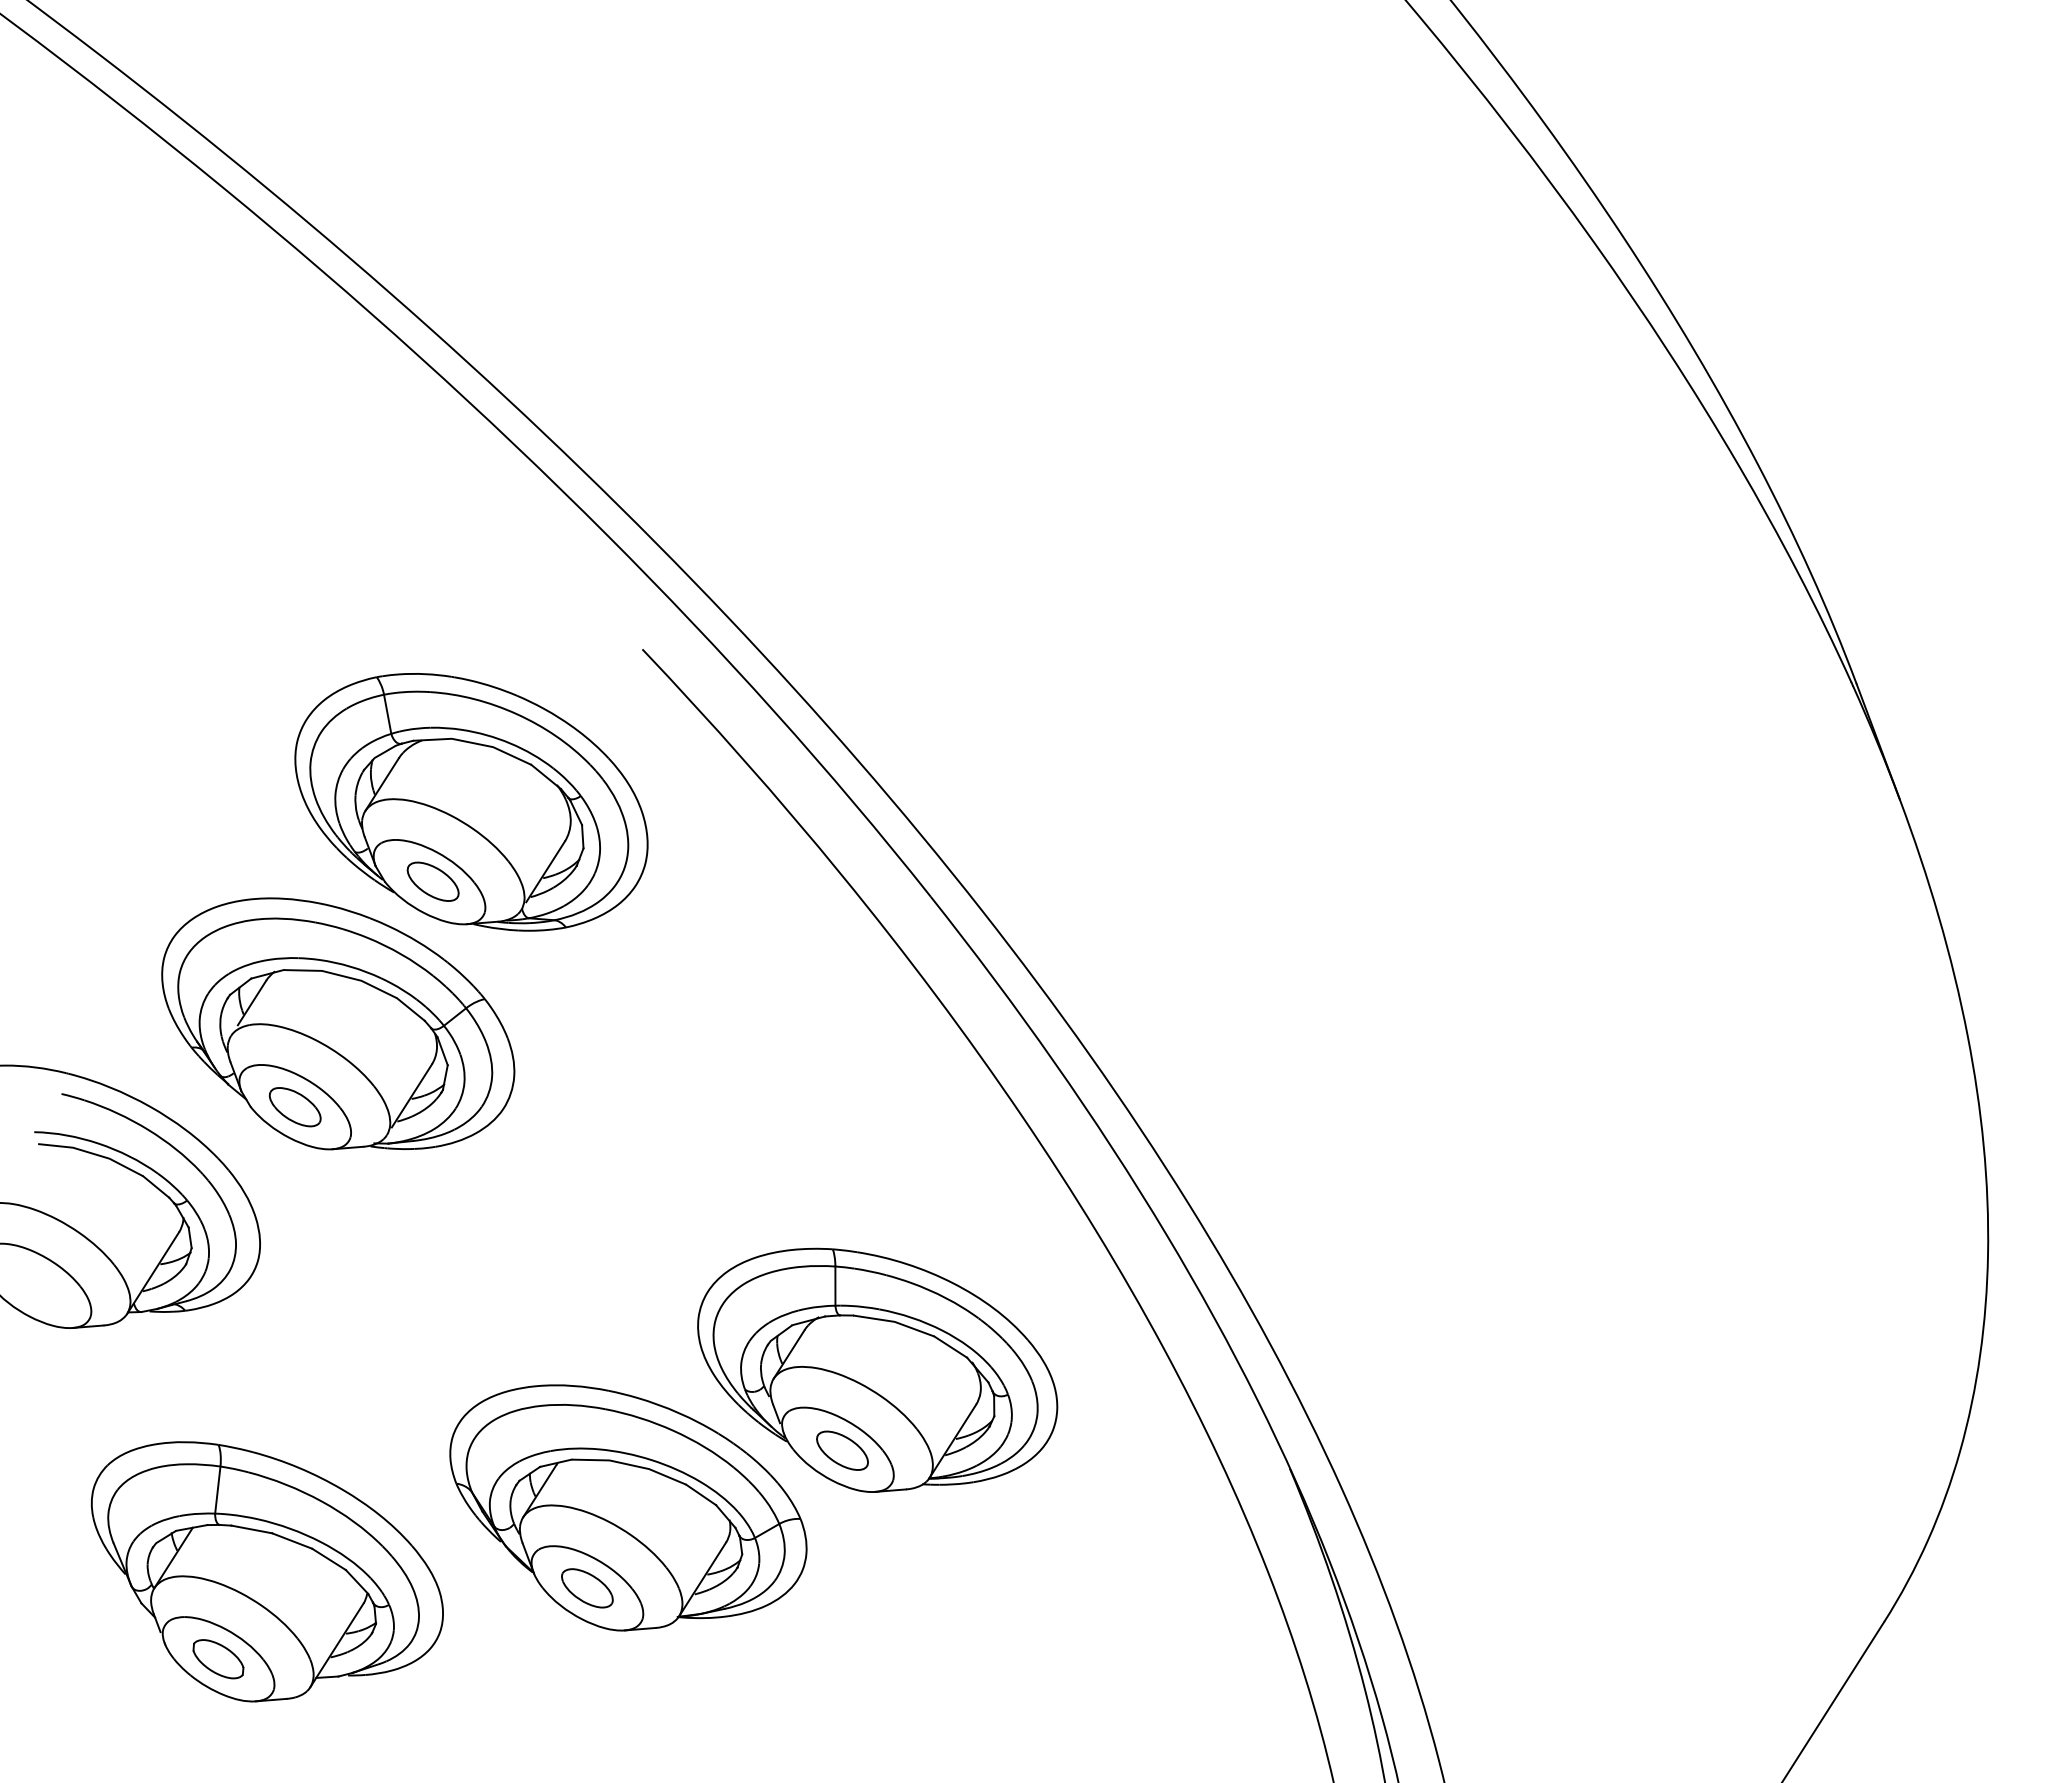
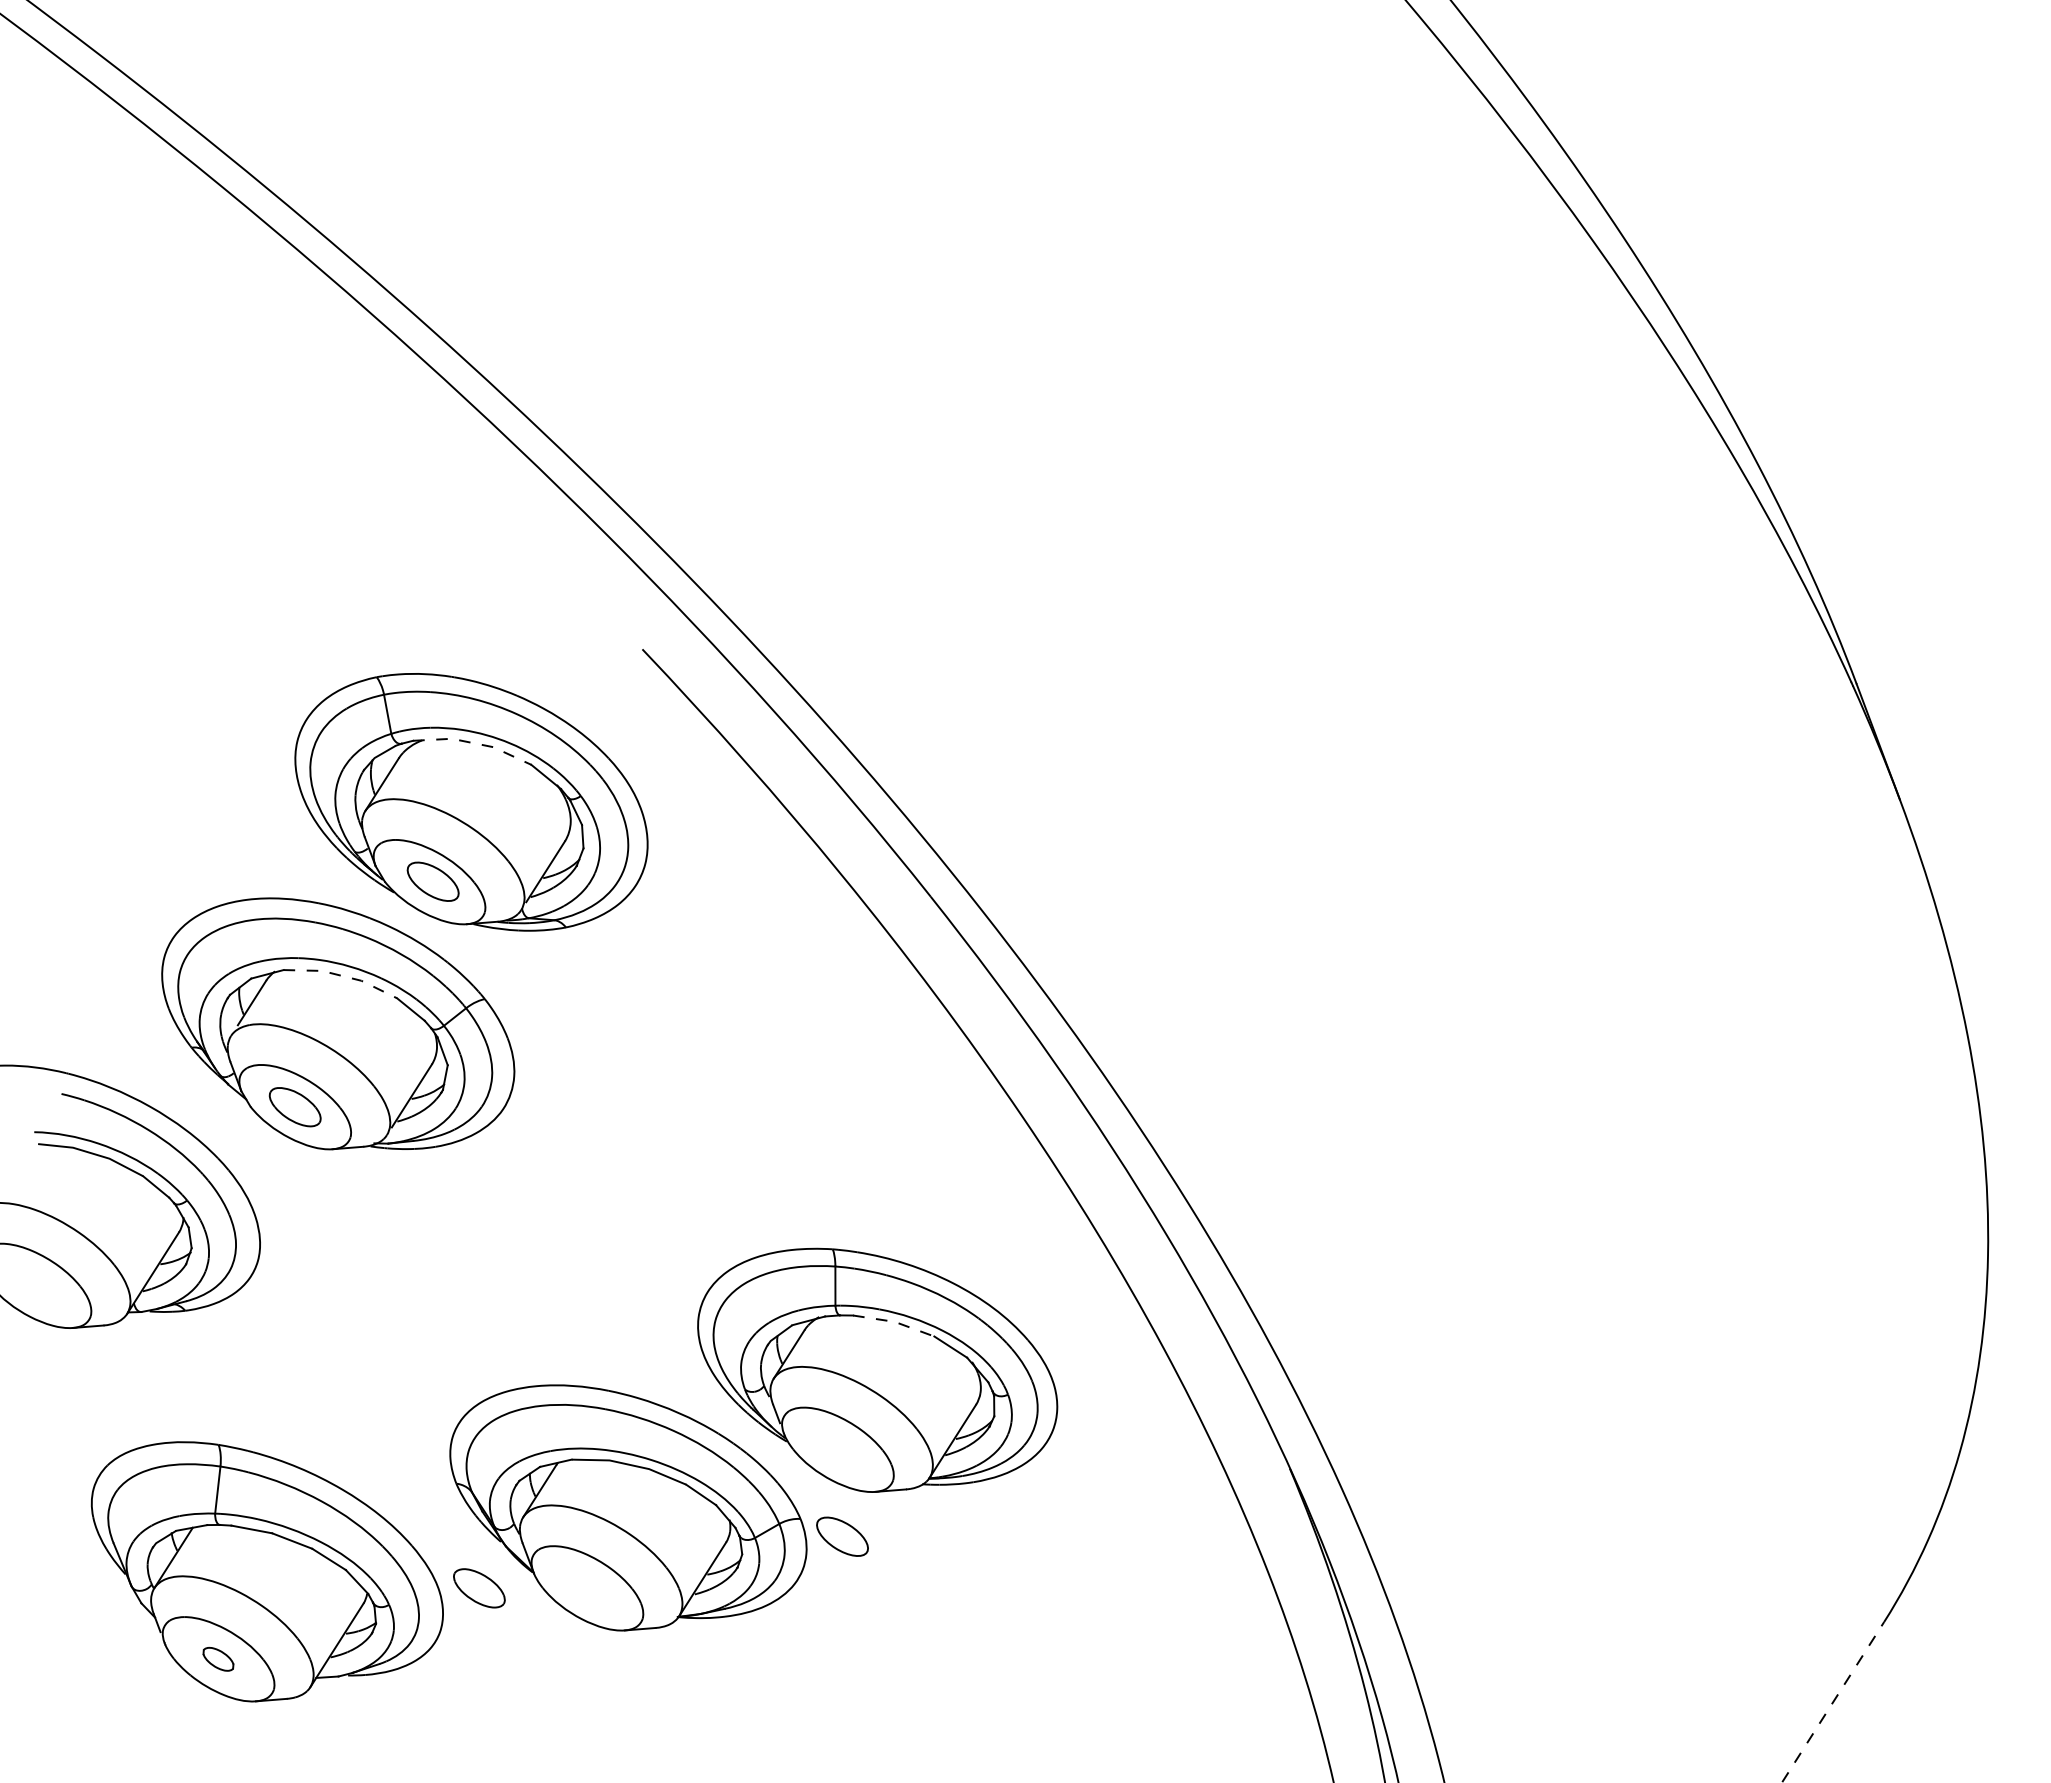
line: solid -> dashed (474, 743)
line: solid -> dashed (342, 975)
line: solid -> dashed (894, 1321)
part position: (842, 1450) -> (842, 1536) (842, 1536)
part position: (587, 1588) -> (479, 1588) (479, 1588)
part size: 53x41 px -> 33x26 px (218, 1658)
line: solid -> dashed (1833, 1702)
